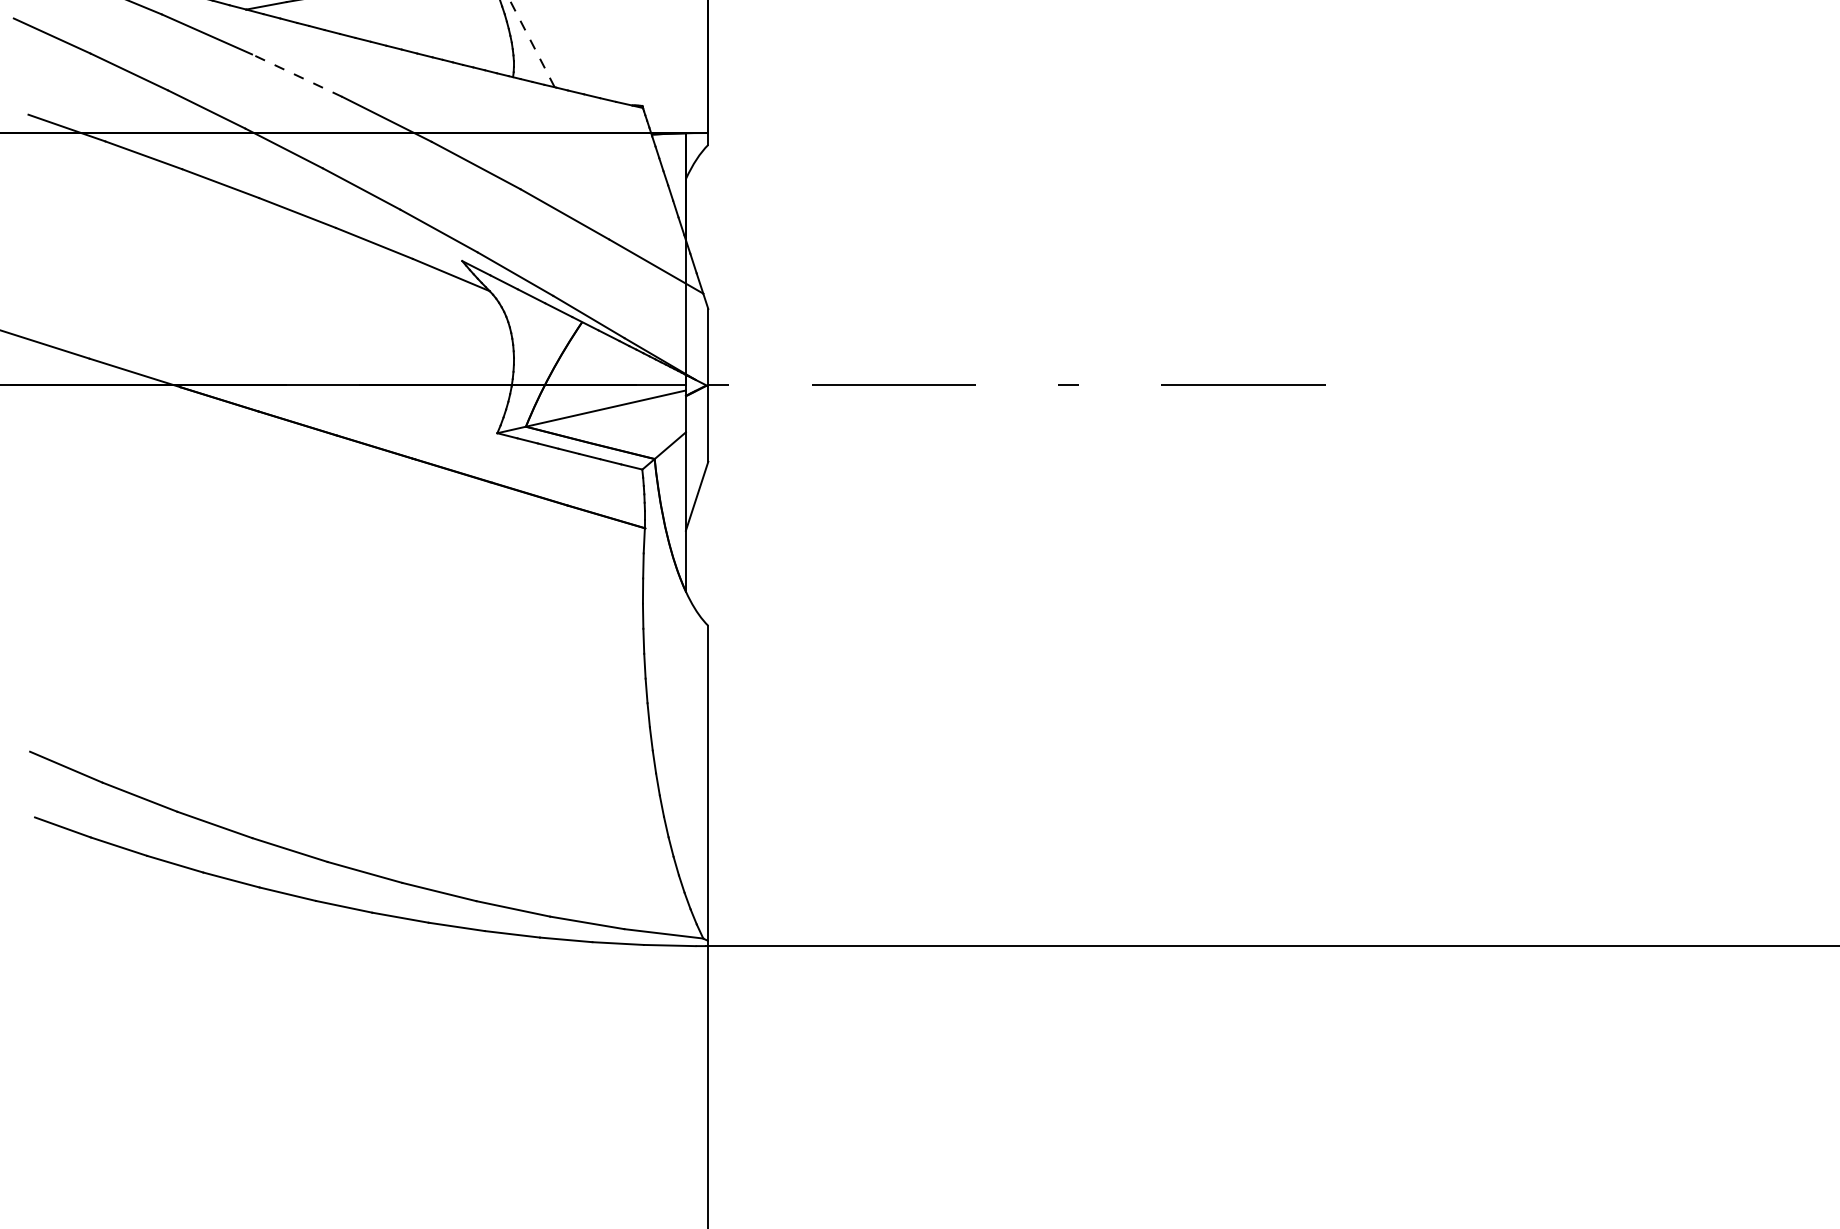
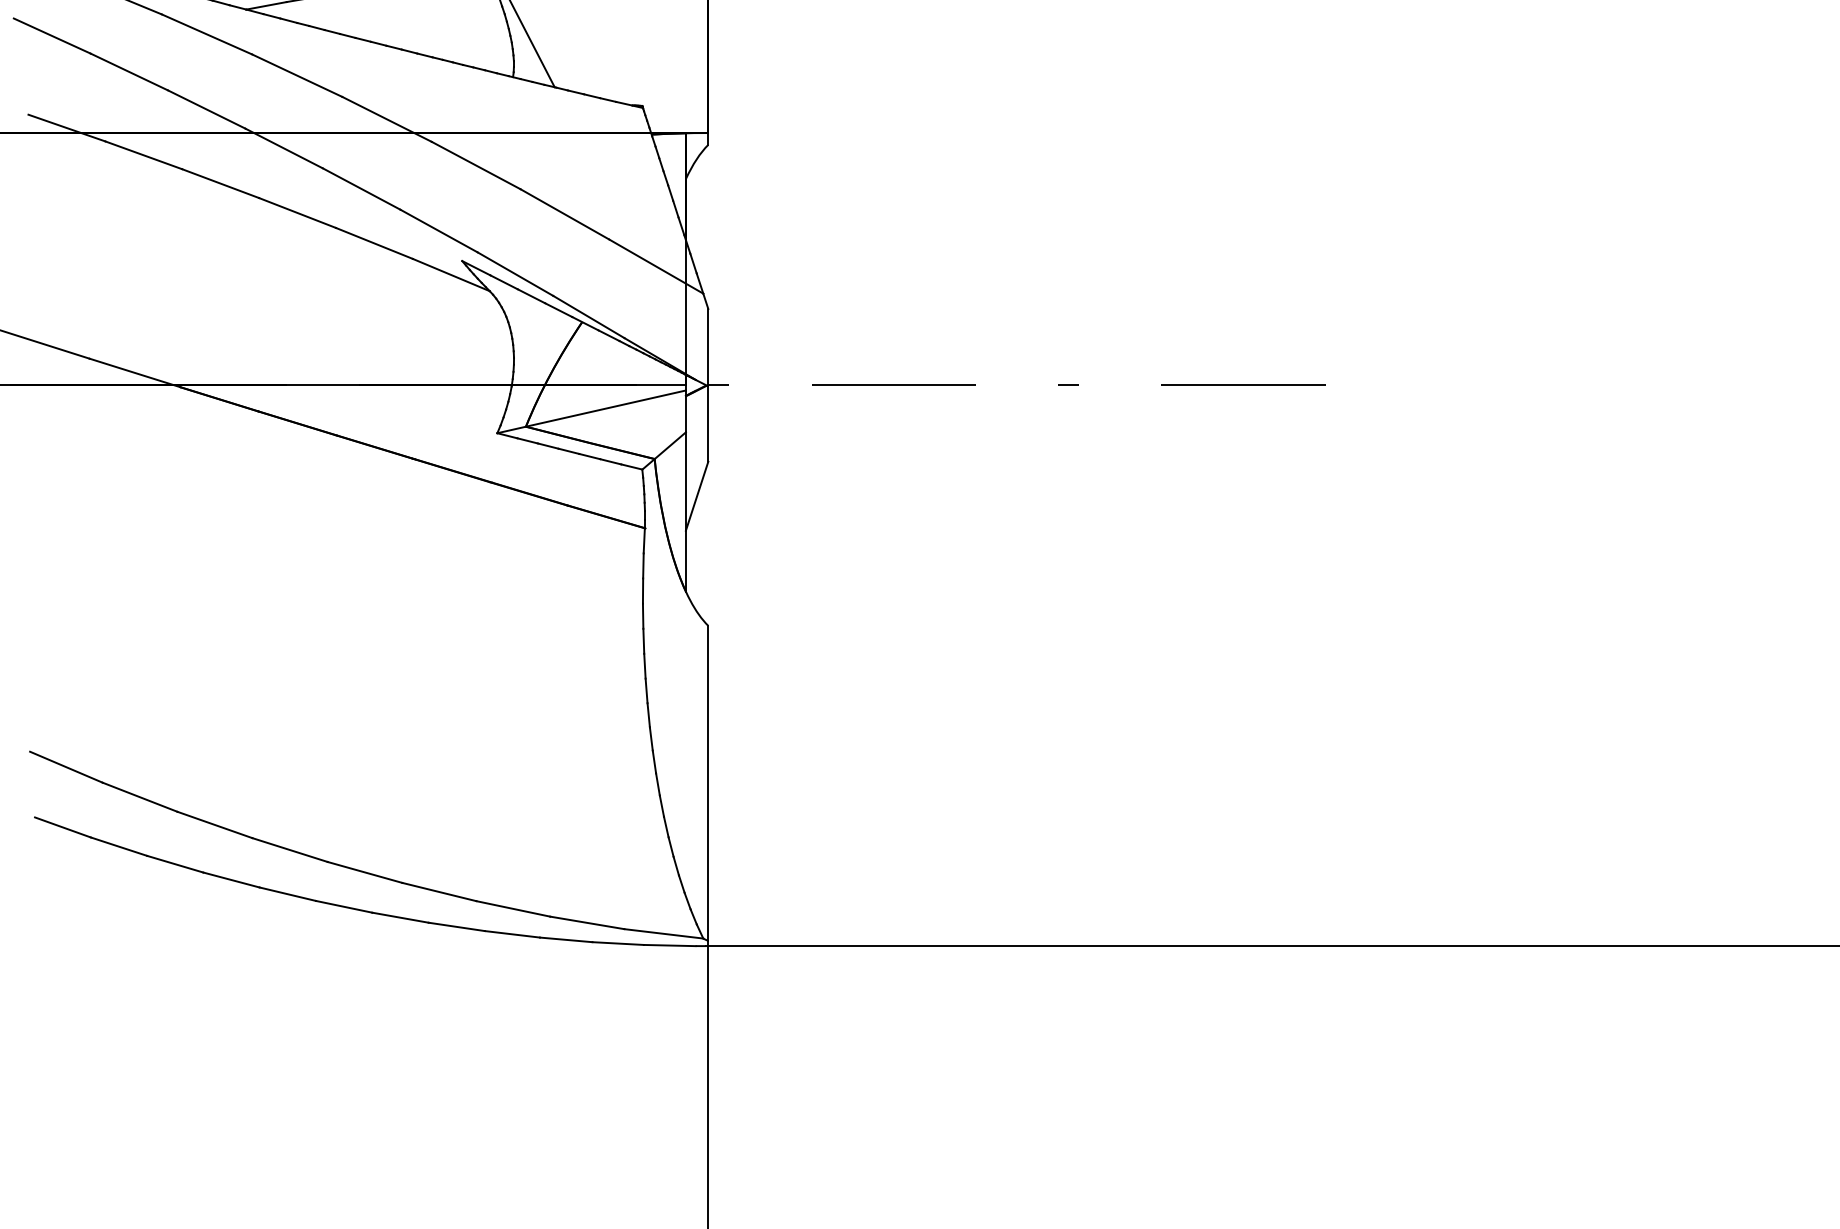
line: dashed -> solid (532, 43)
line: dashed -> solid (297, 75)
